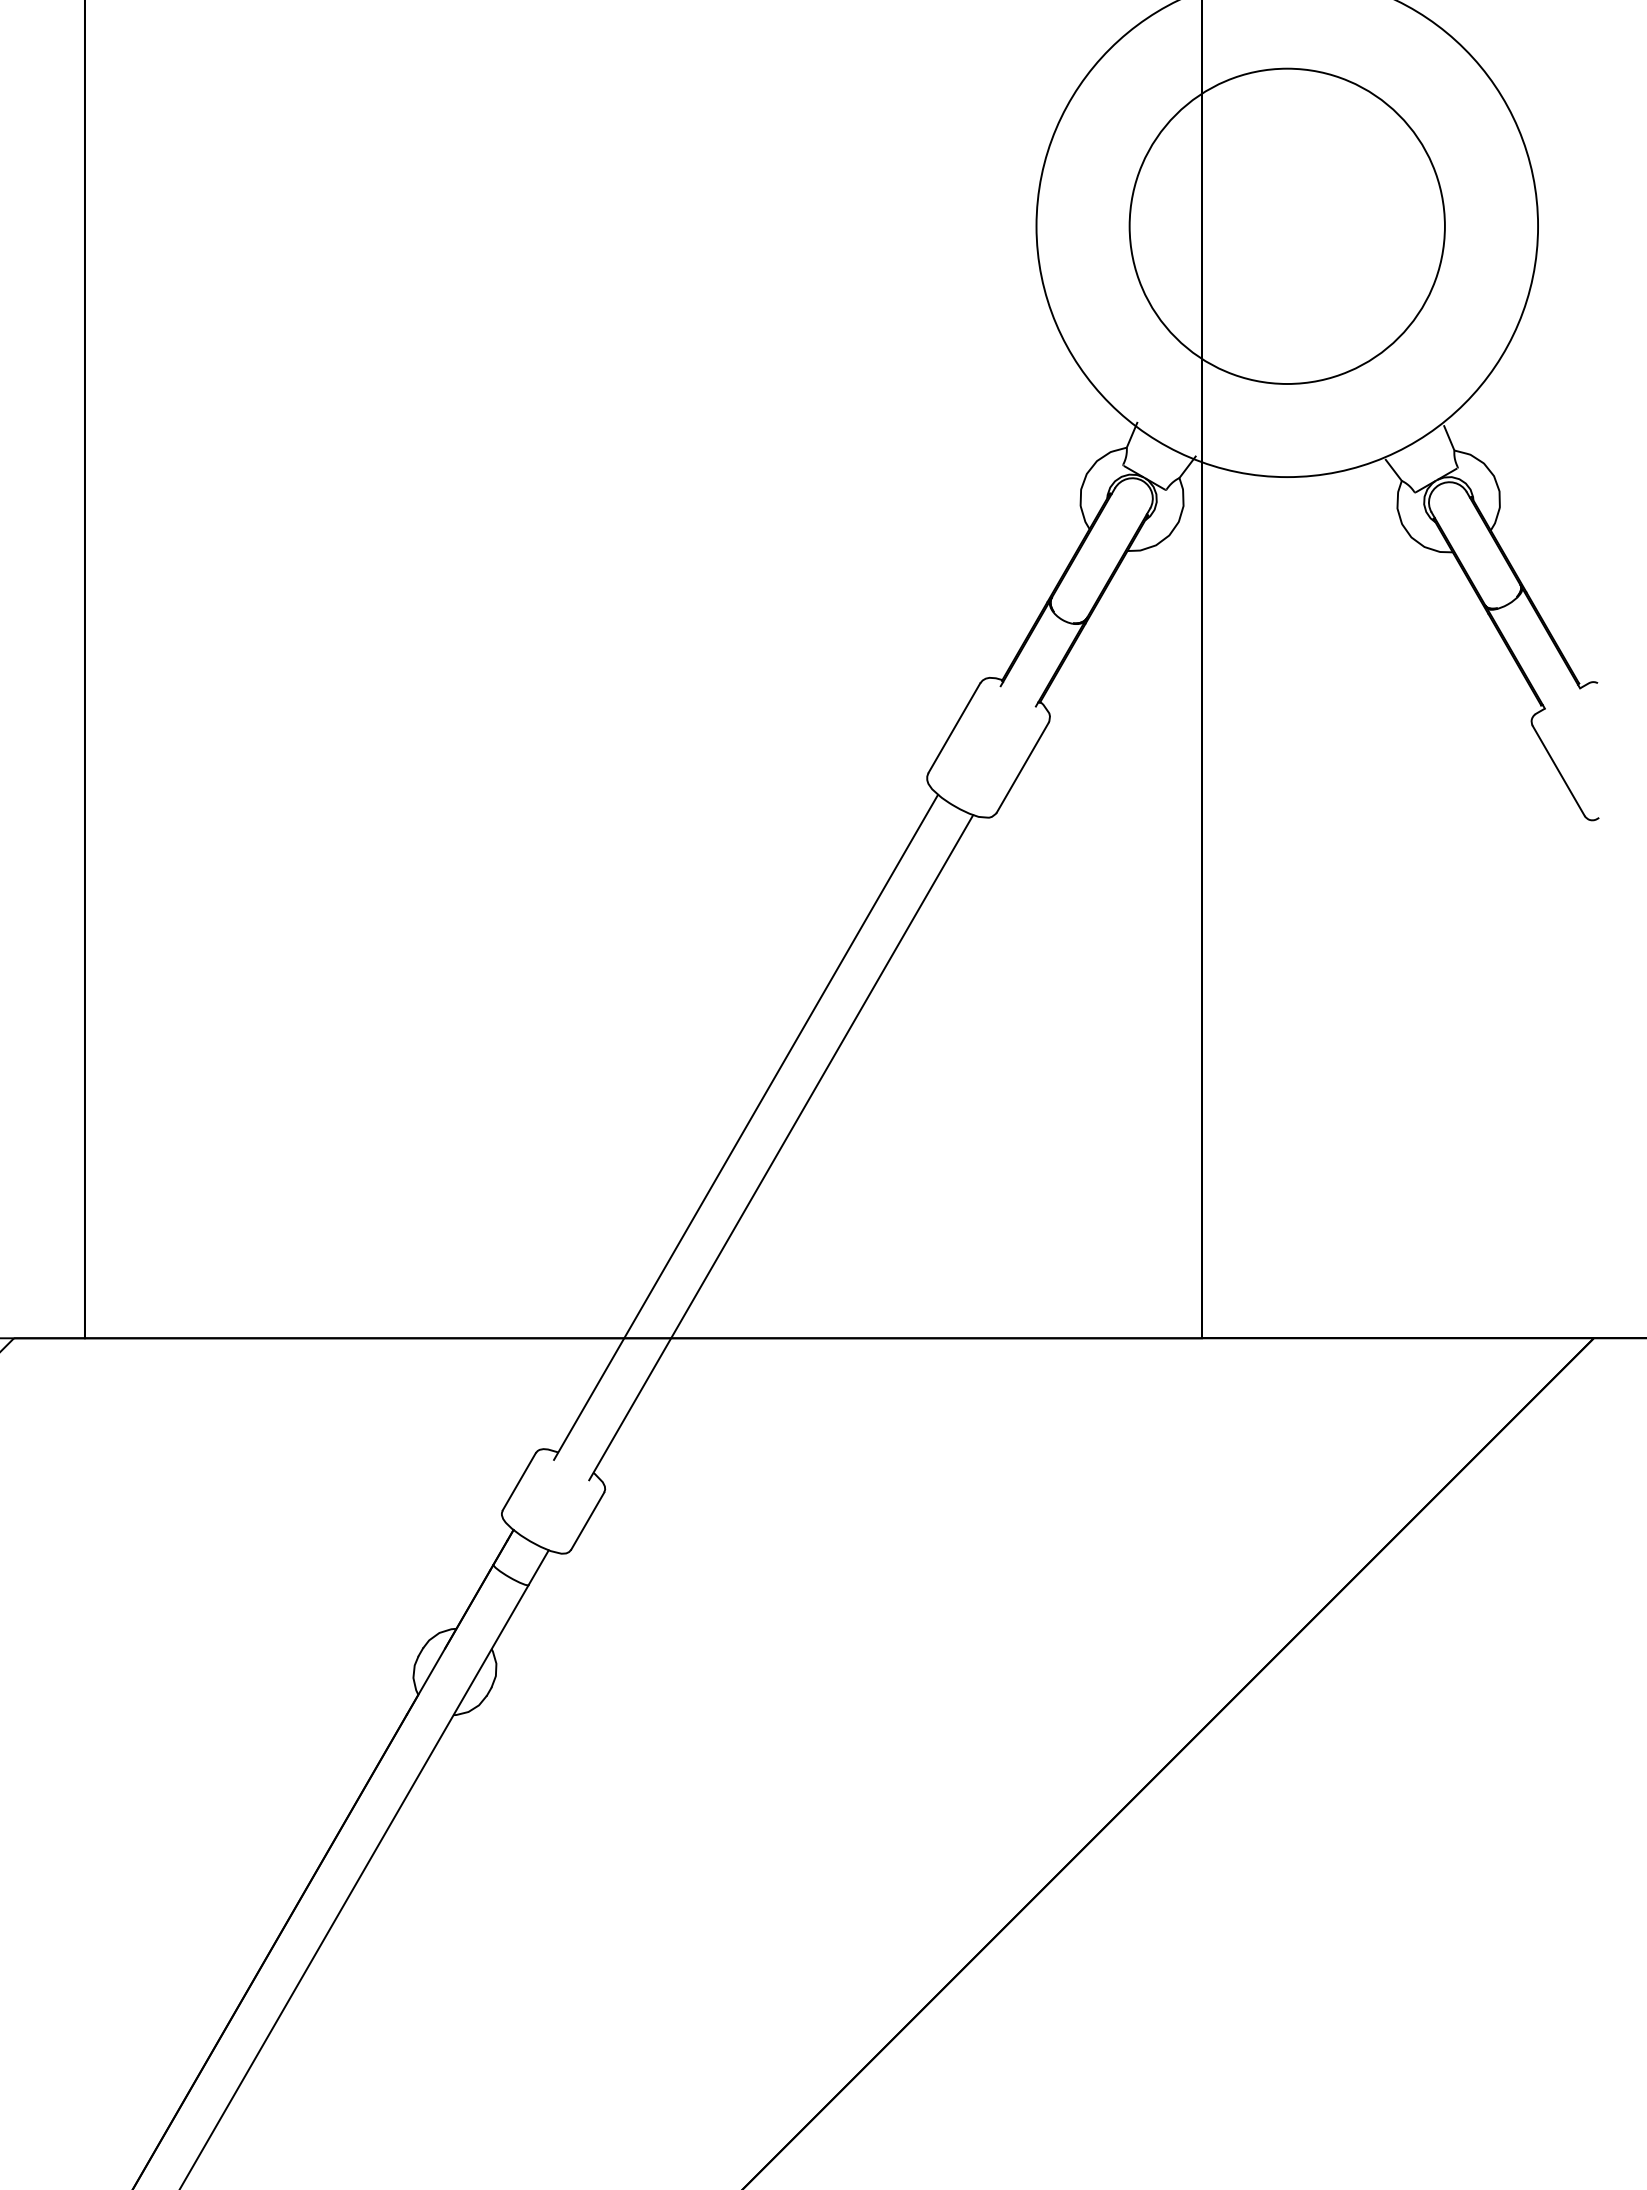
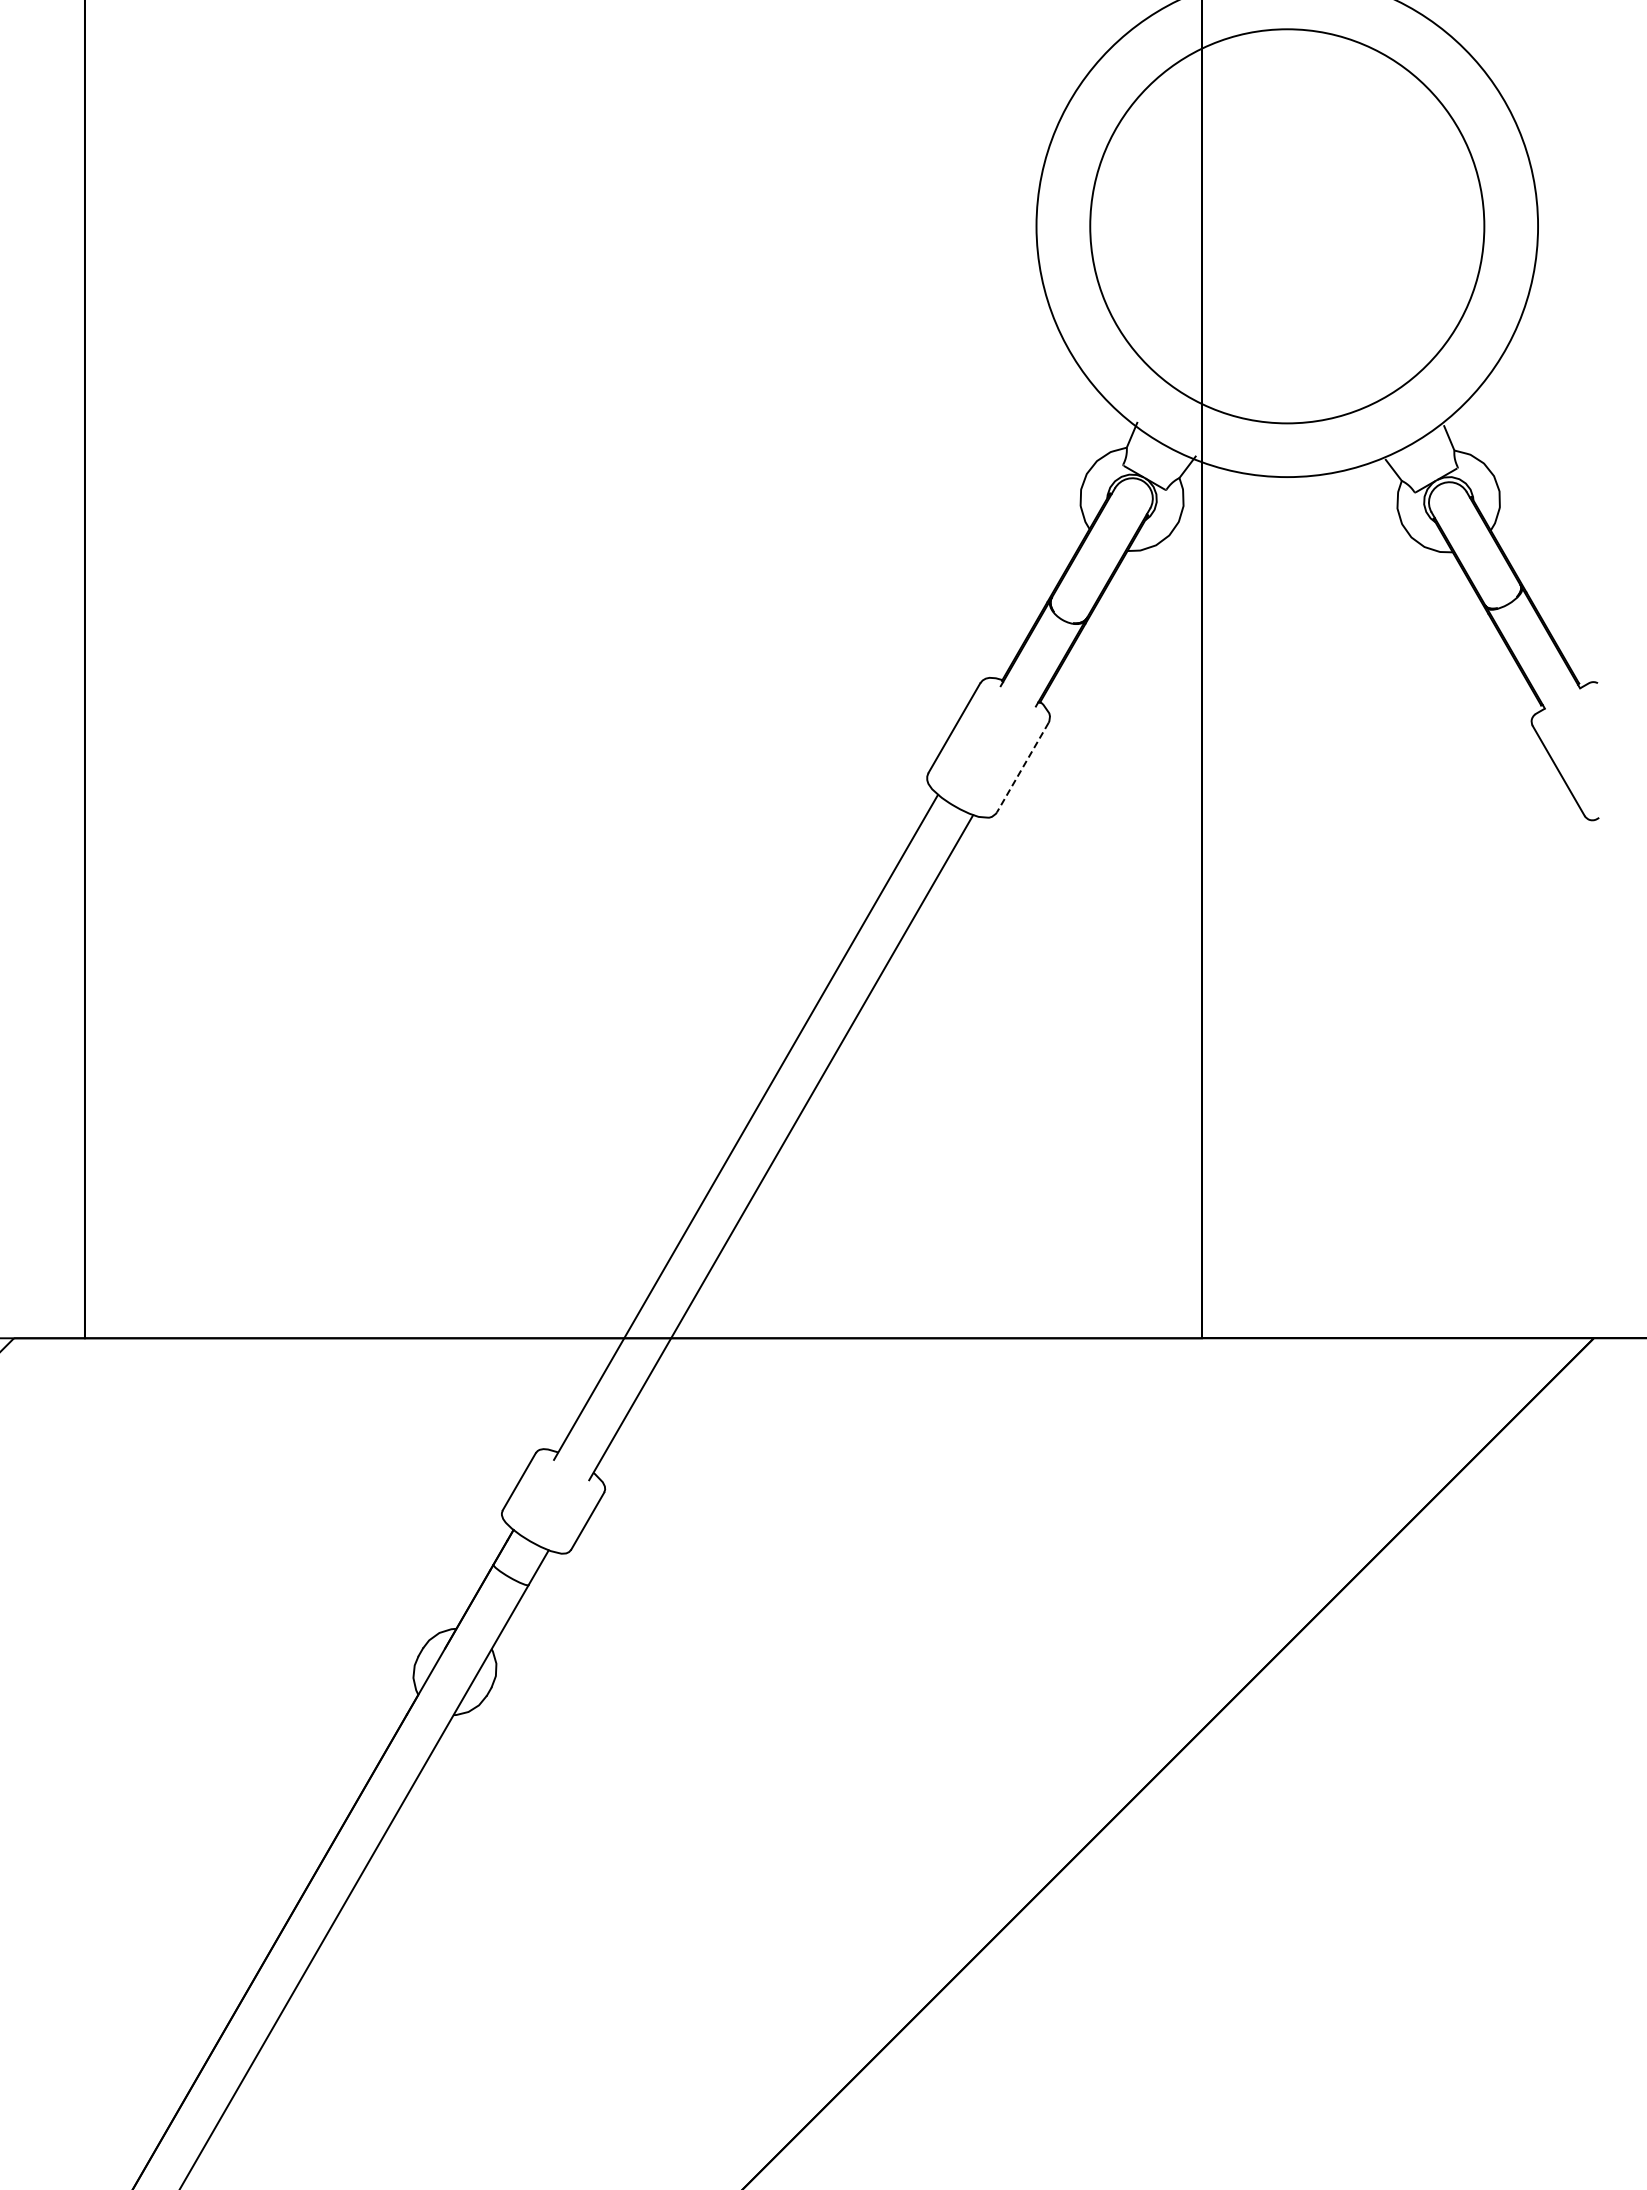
circle diameter: 315 px -> 394 px (1287, 226)
line: solid -> dashed (1022, 767)
